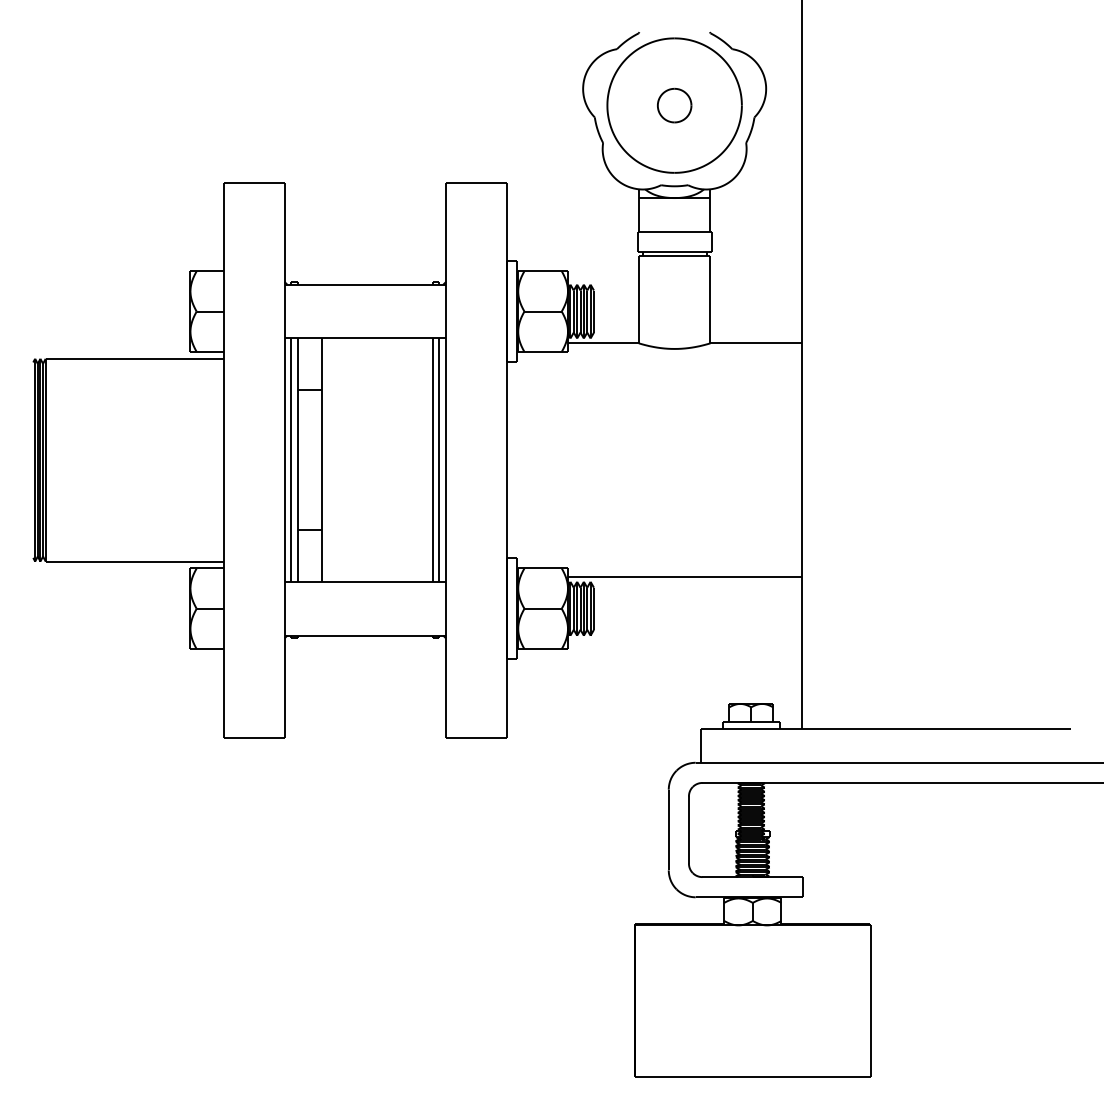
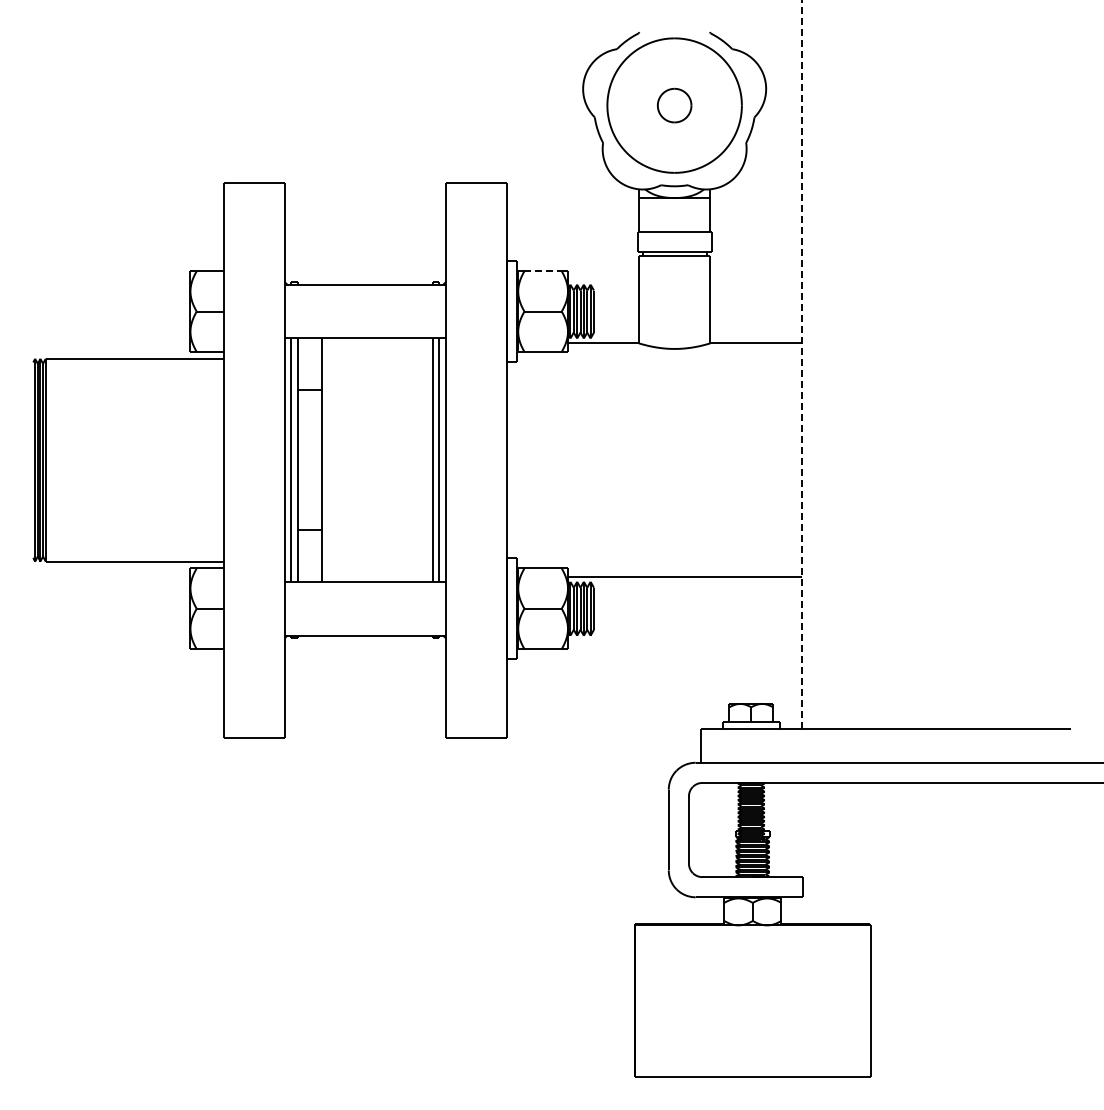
line: solid -> dashed (543, 271)
line: solid -> dashed (801, 364)
